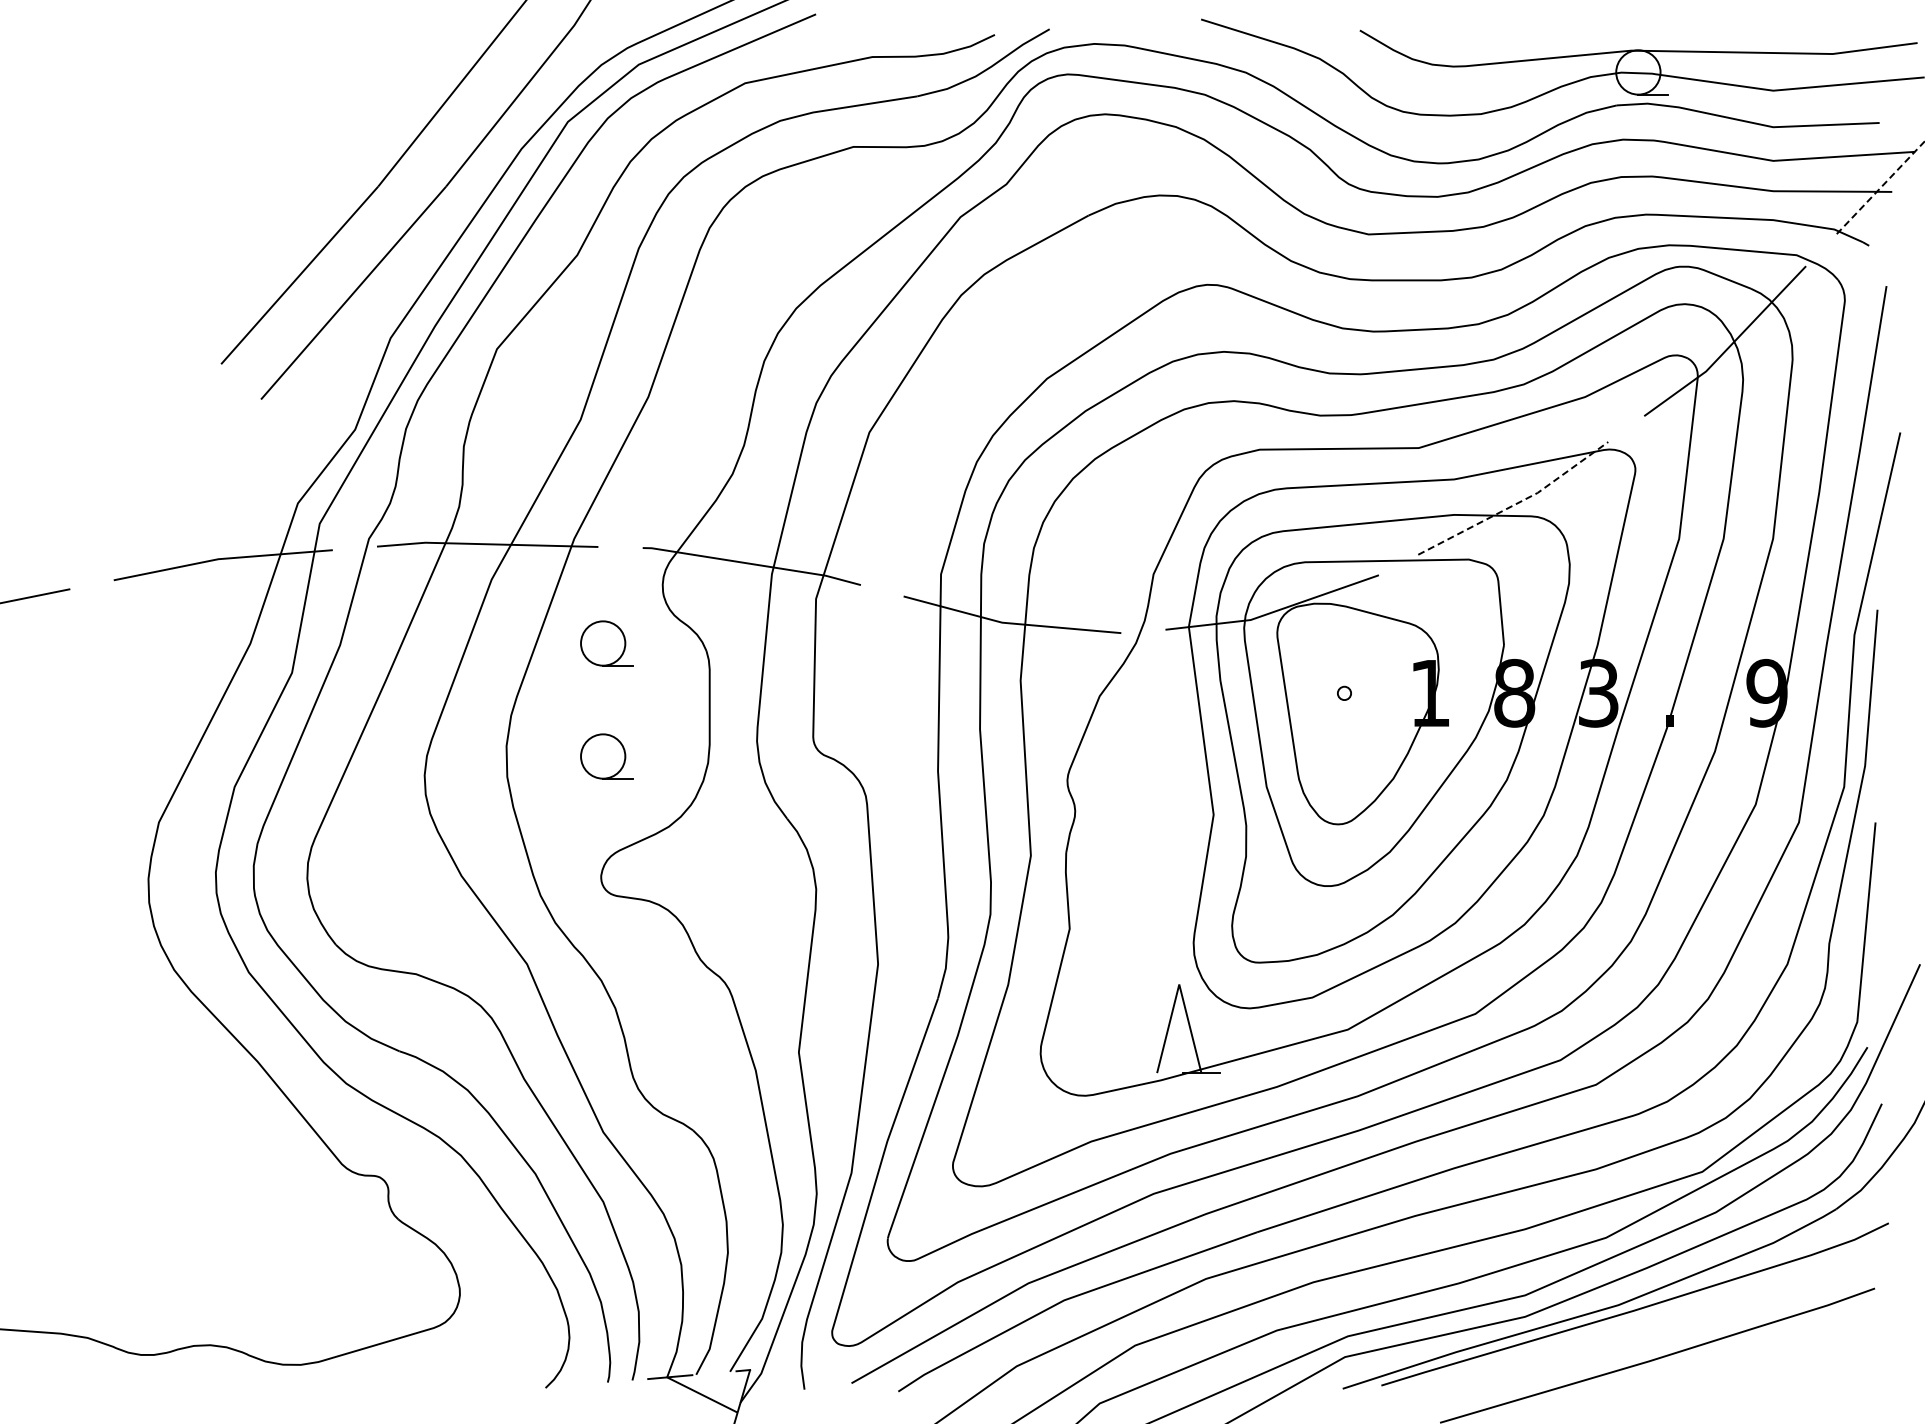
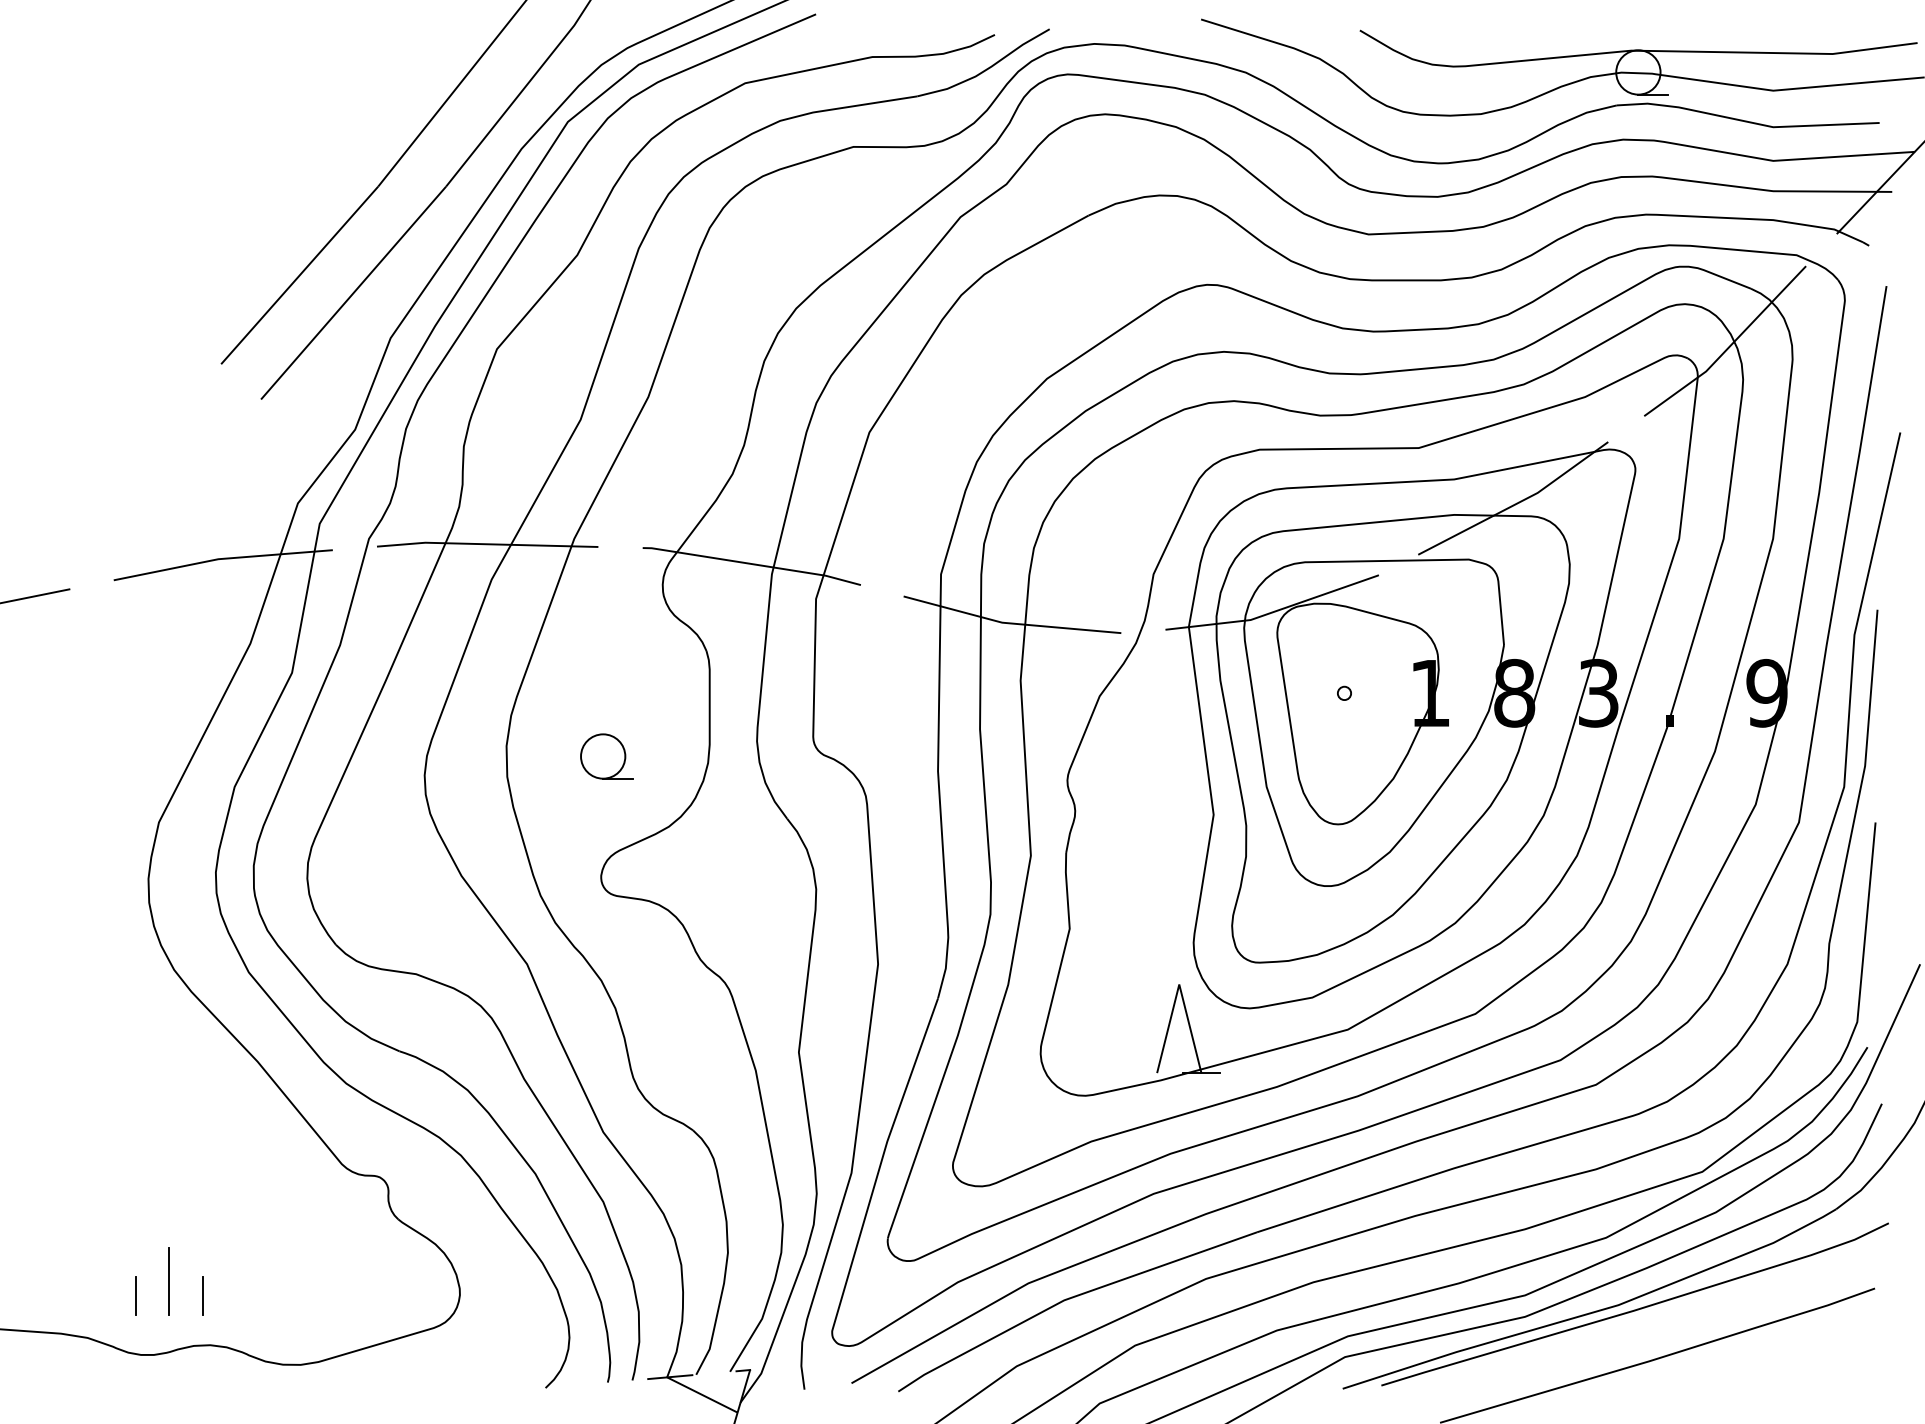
line: dashed -> solid (1880, 187)
line: dashed -> solid (1517, 503)
part: present -> none (606, 643)
line: none -> present (168, 1281)
line: none -> present (136, 1295)
line: none -> present (202, 1295)
